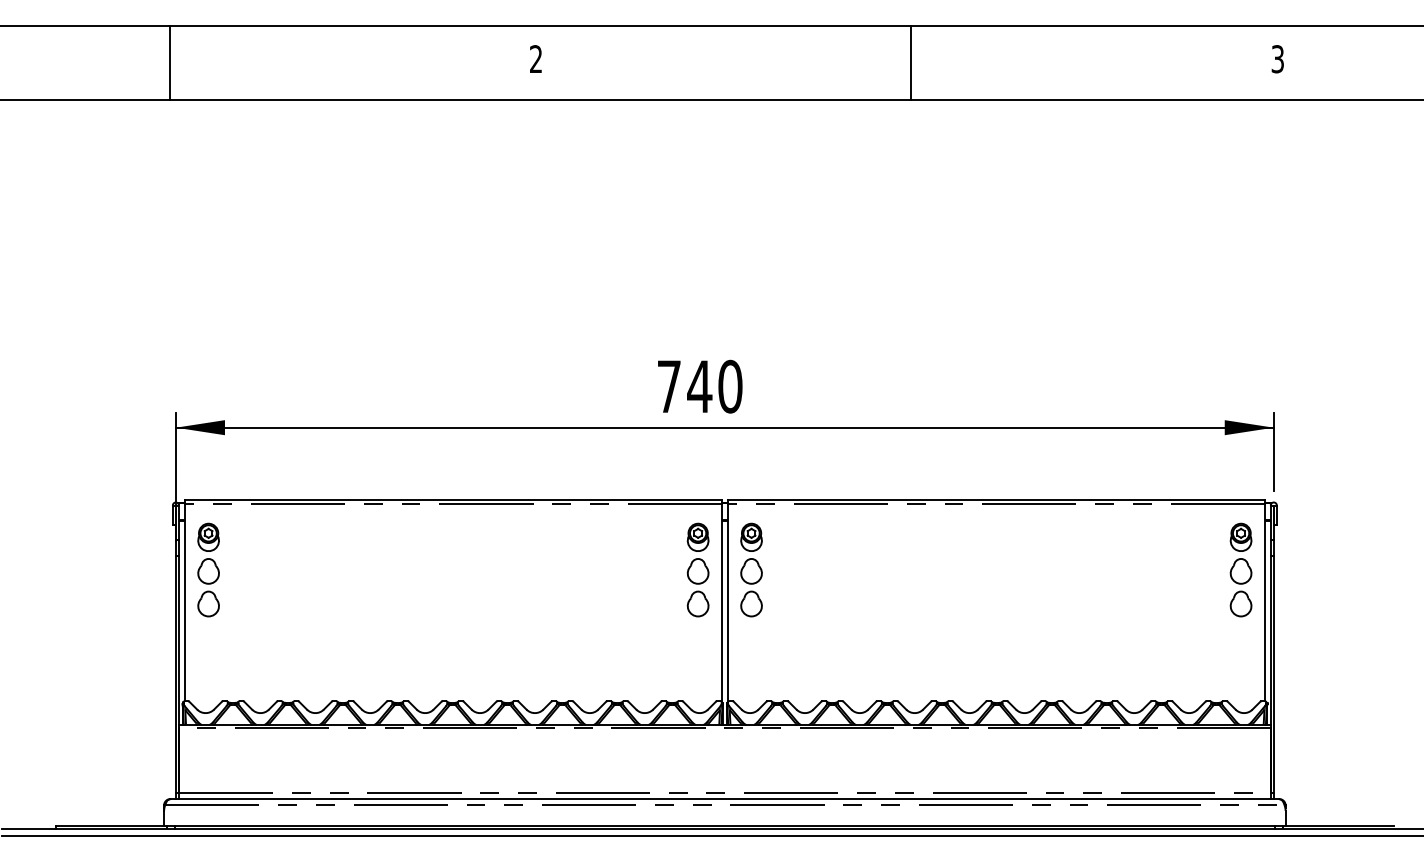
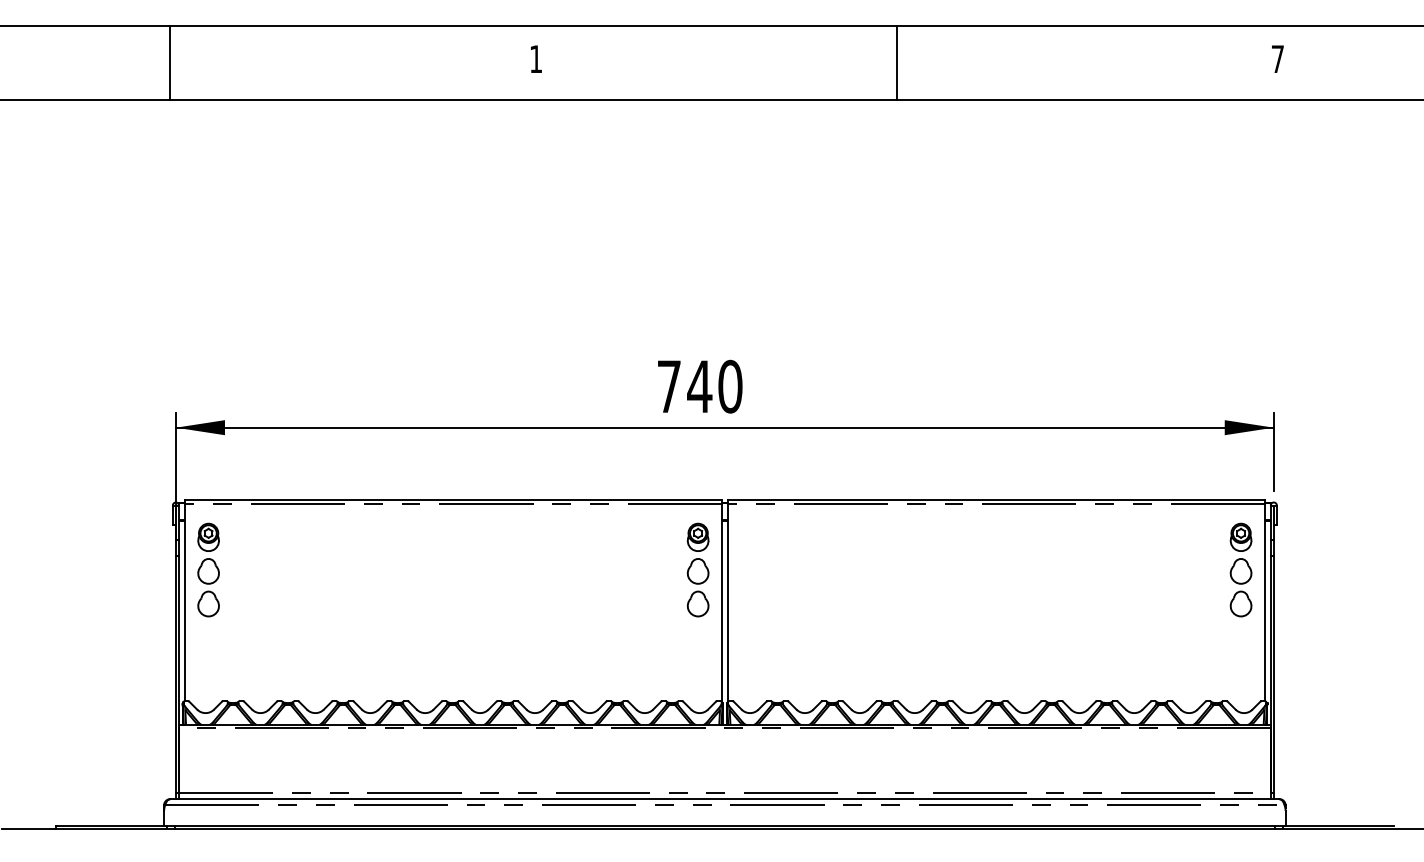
text: 2 -> 1 (535, 58)
text: 3 -> 7 (1277, 59)
line position: (911, 62) -> (897, 62) (897, 62)
part: present -> none (751, 569)
line: present -> none (711, 836)
